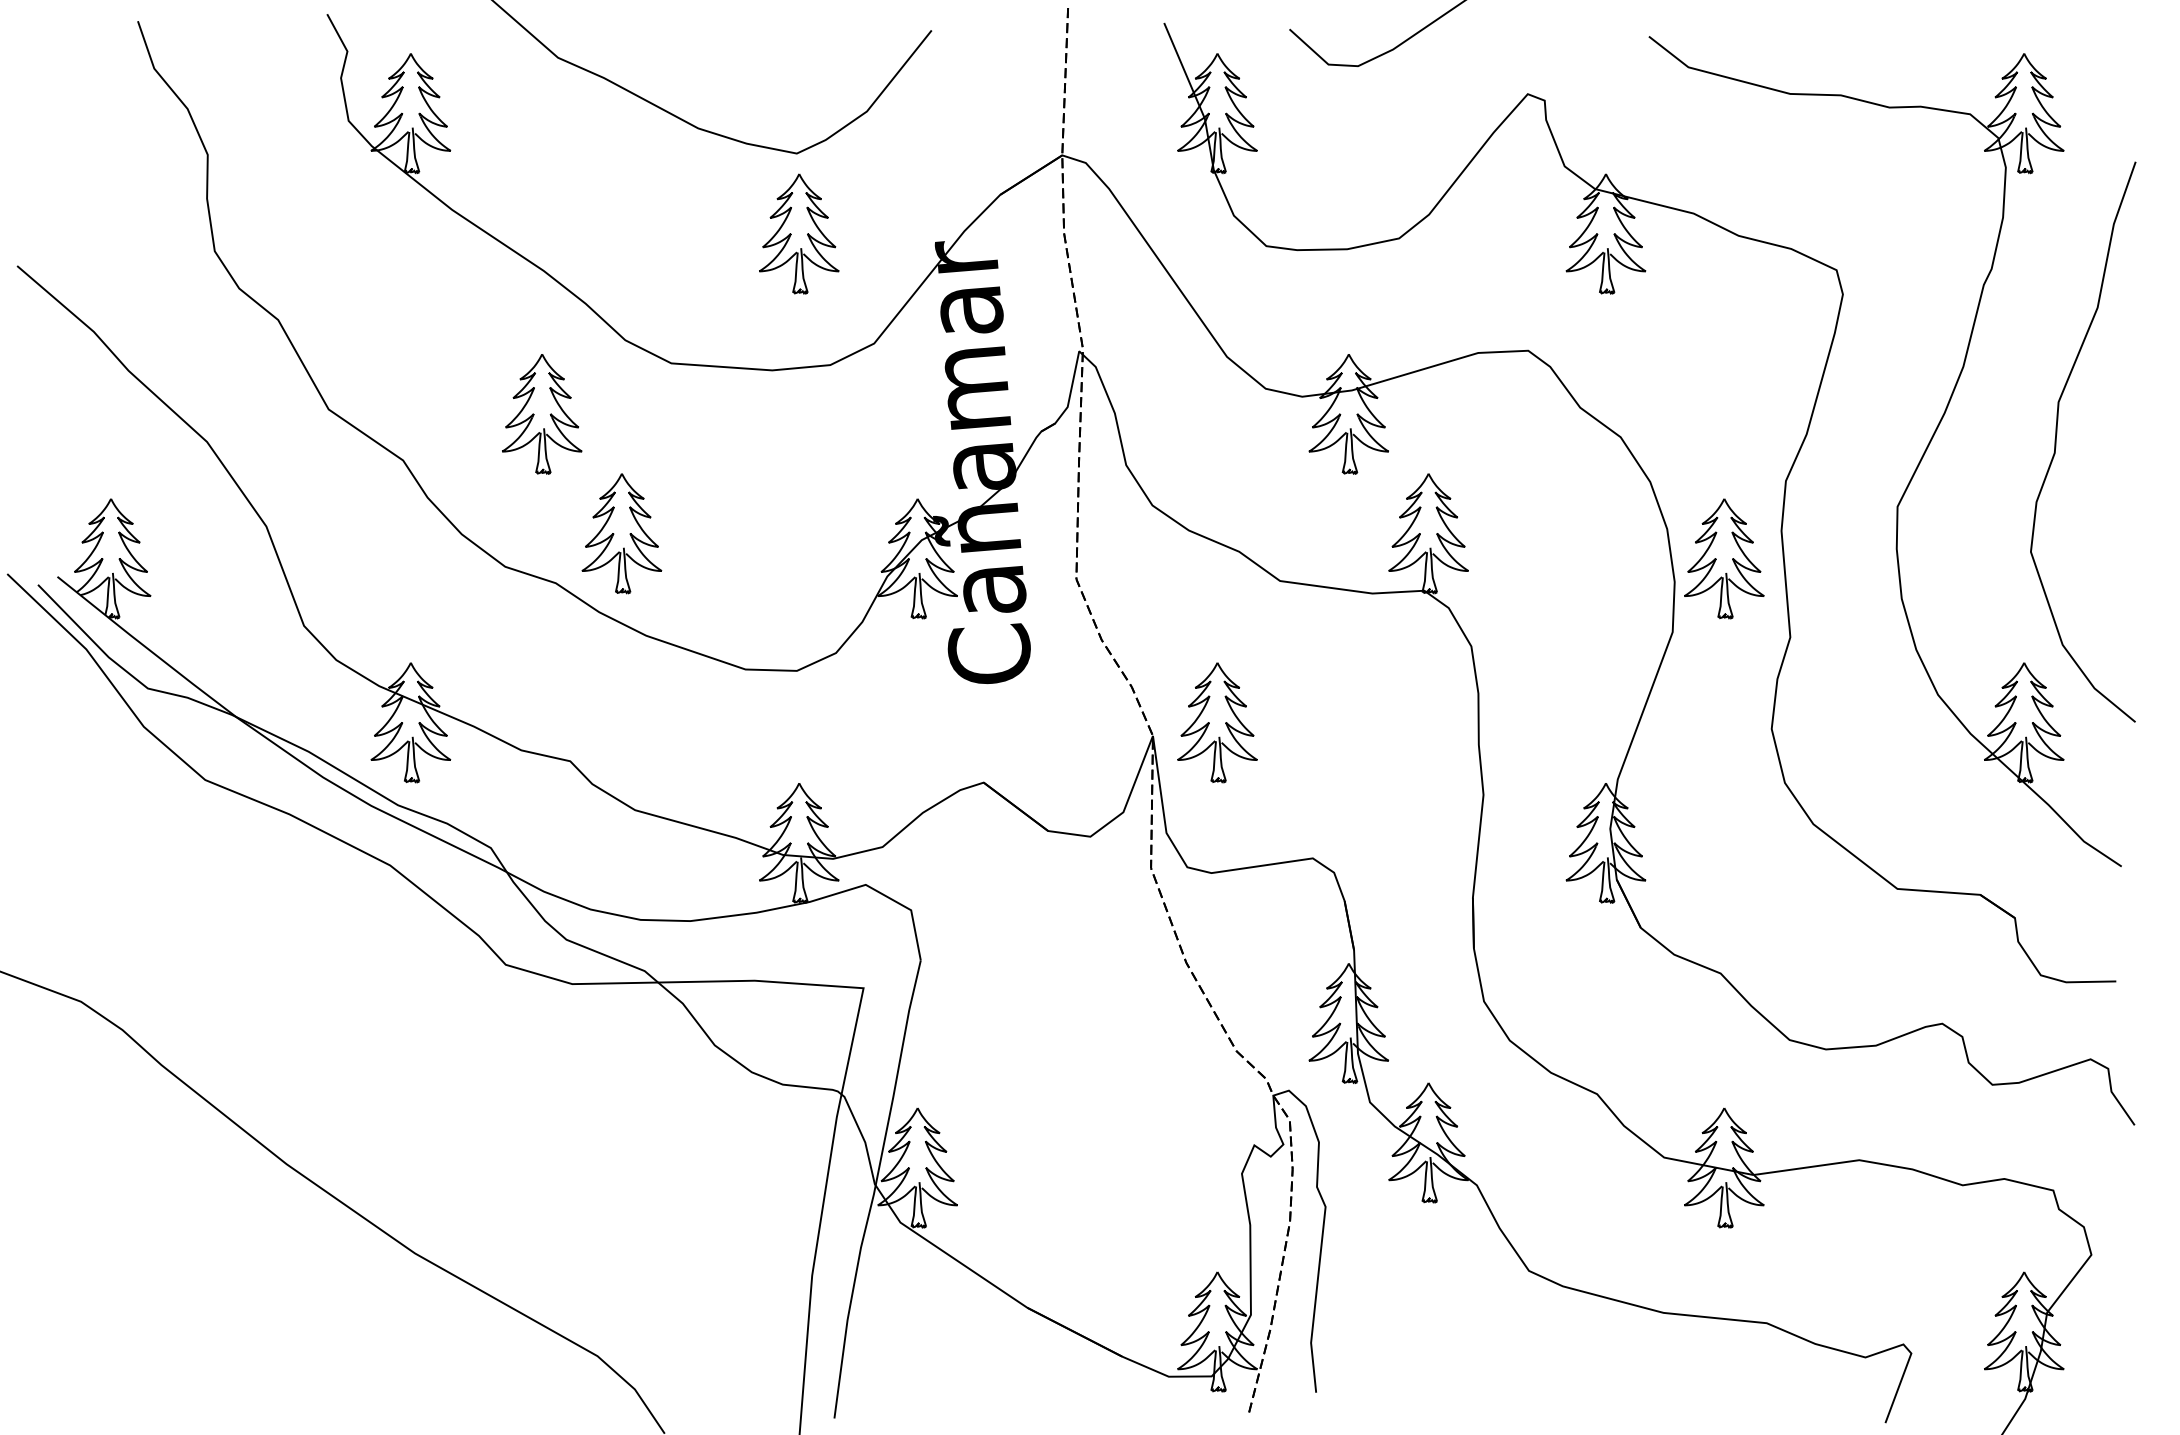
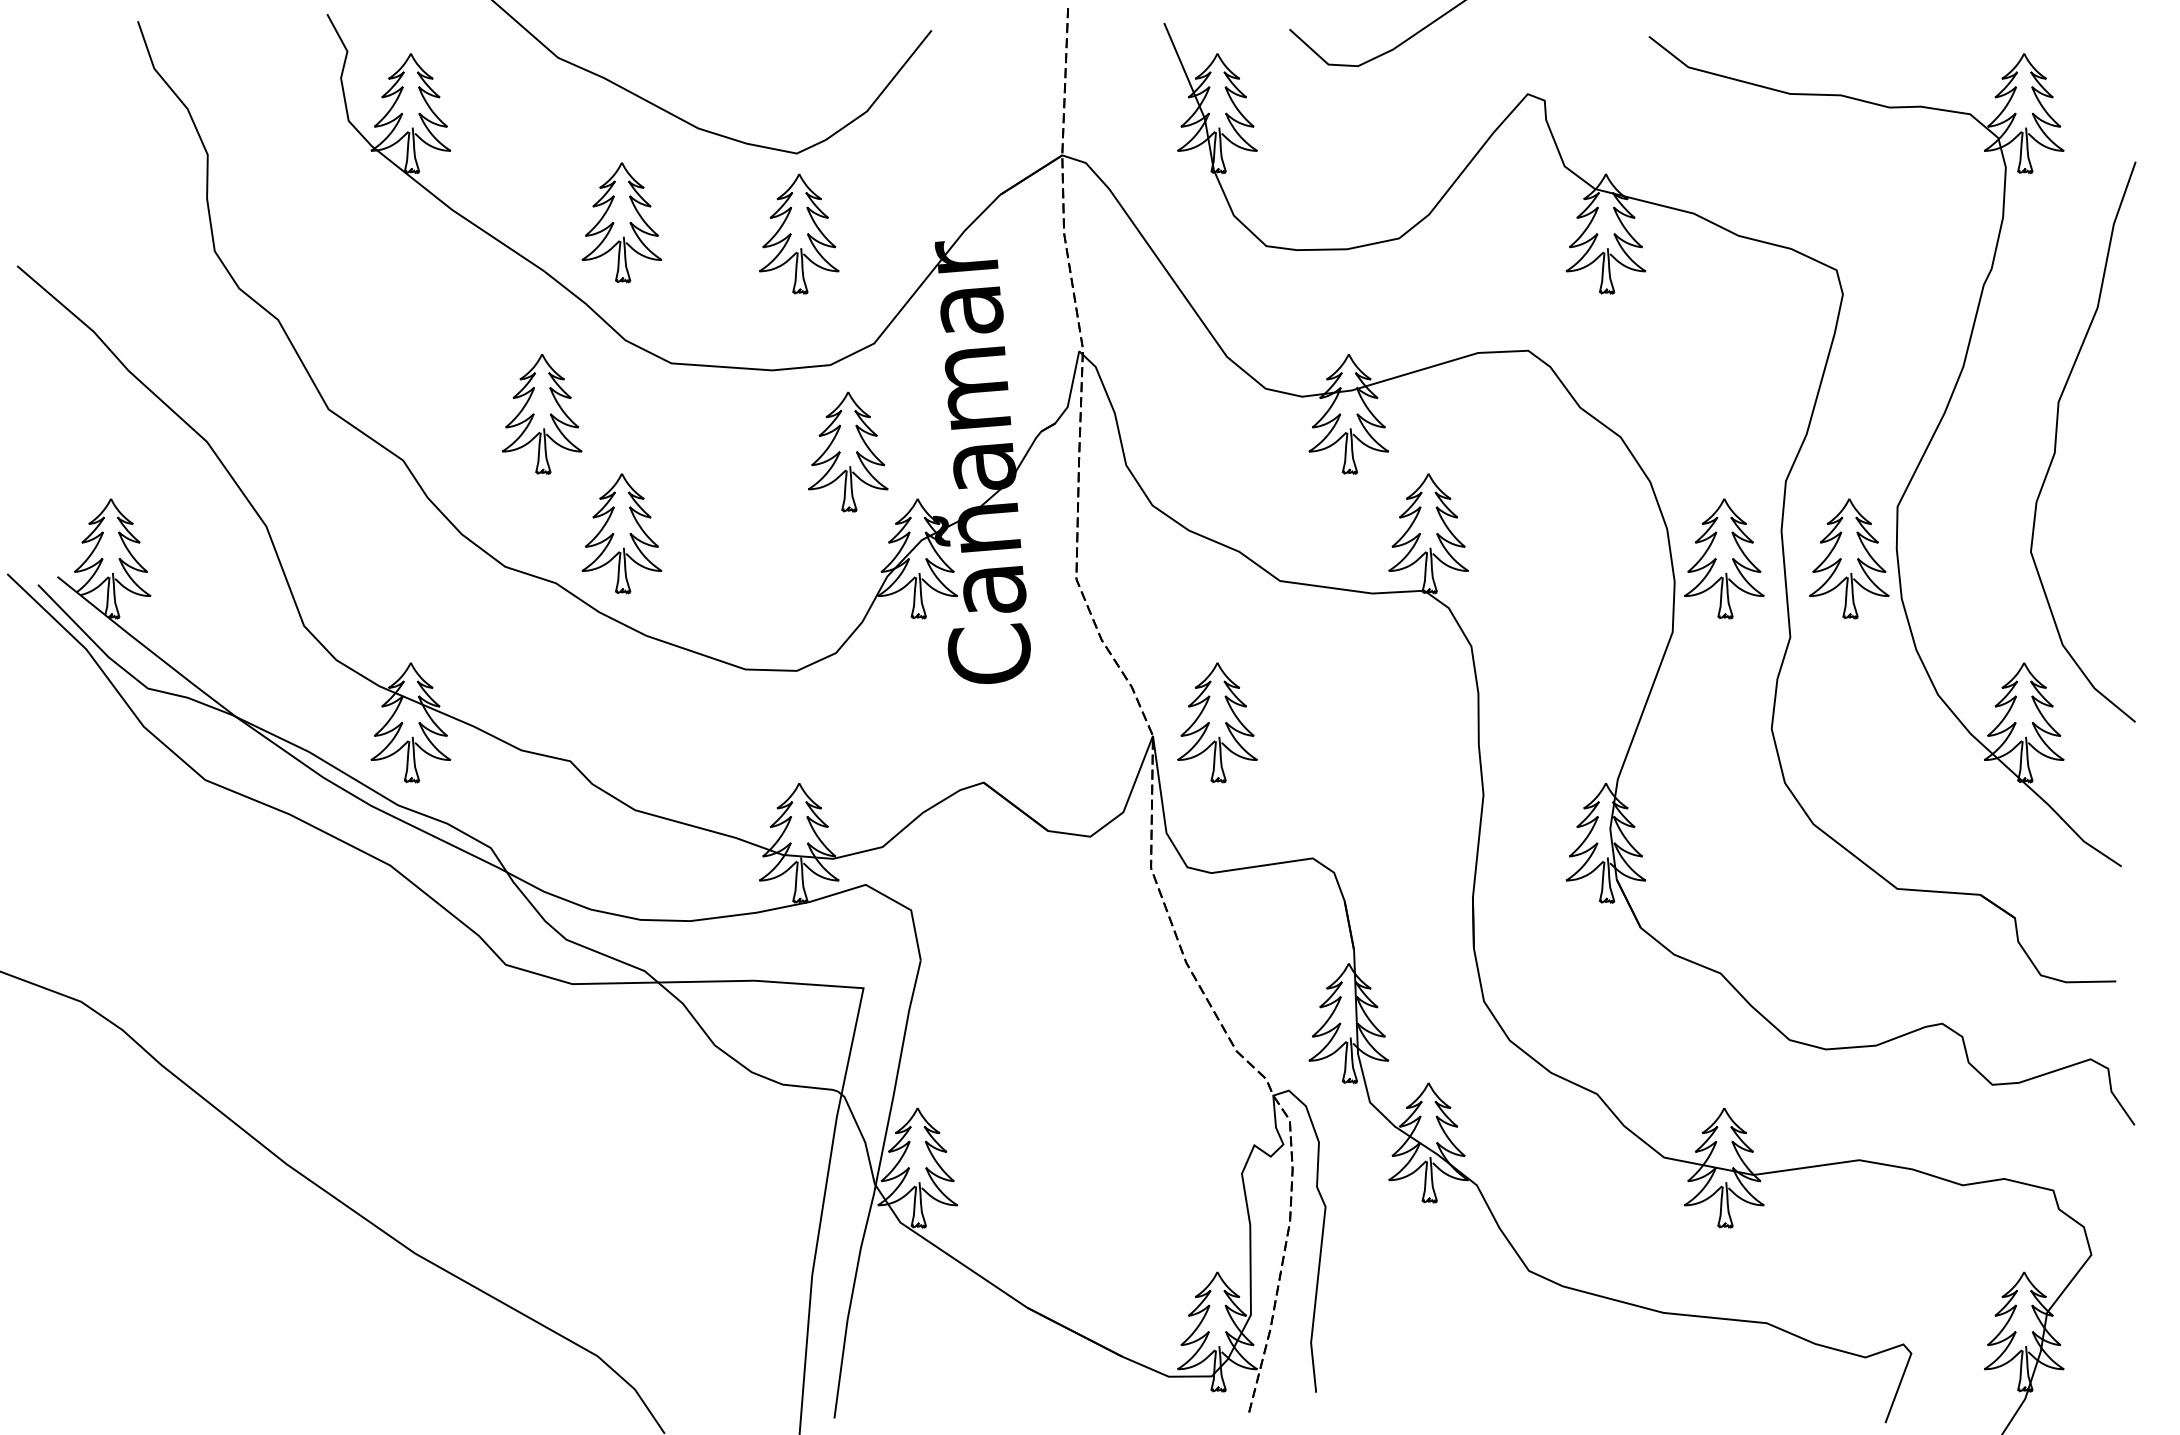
part: none -> present (621, 222)
part: none -> present (848, 451)
part: none -> present (1849, 558)
